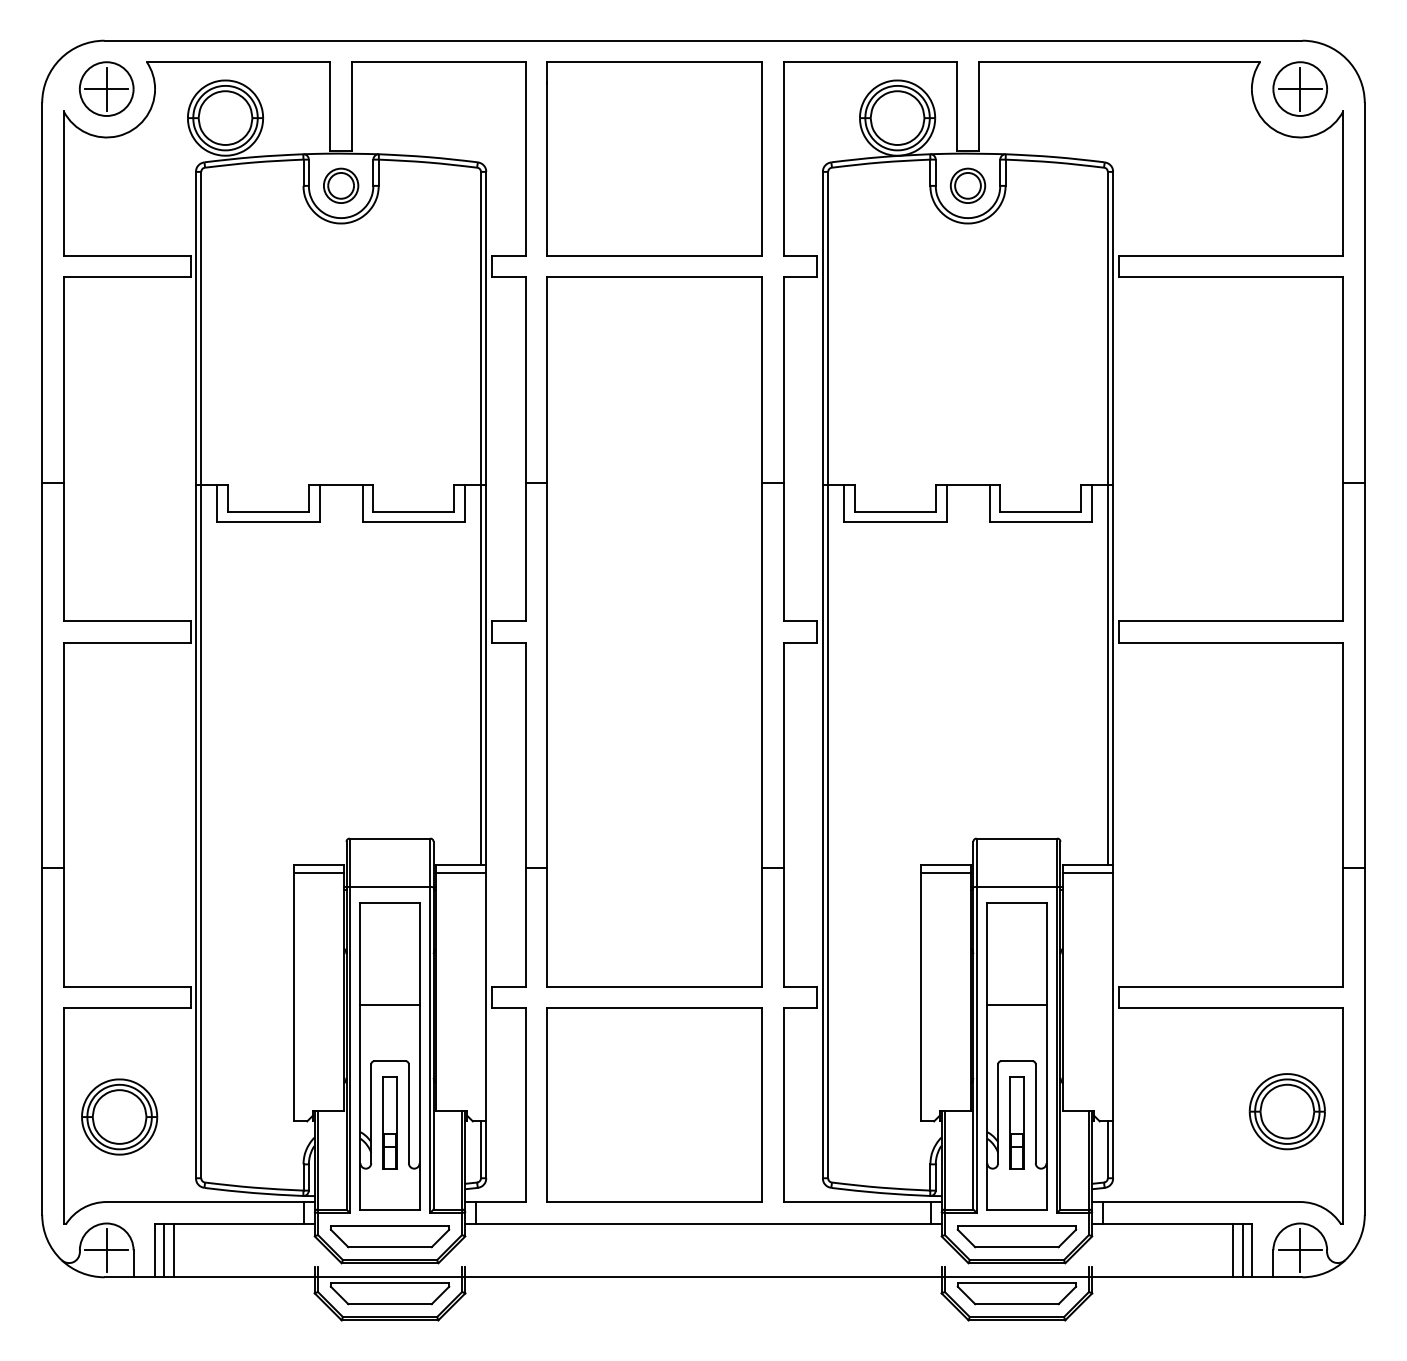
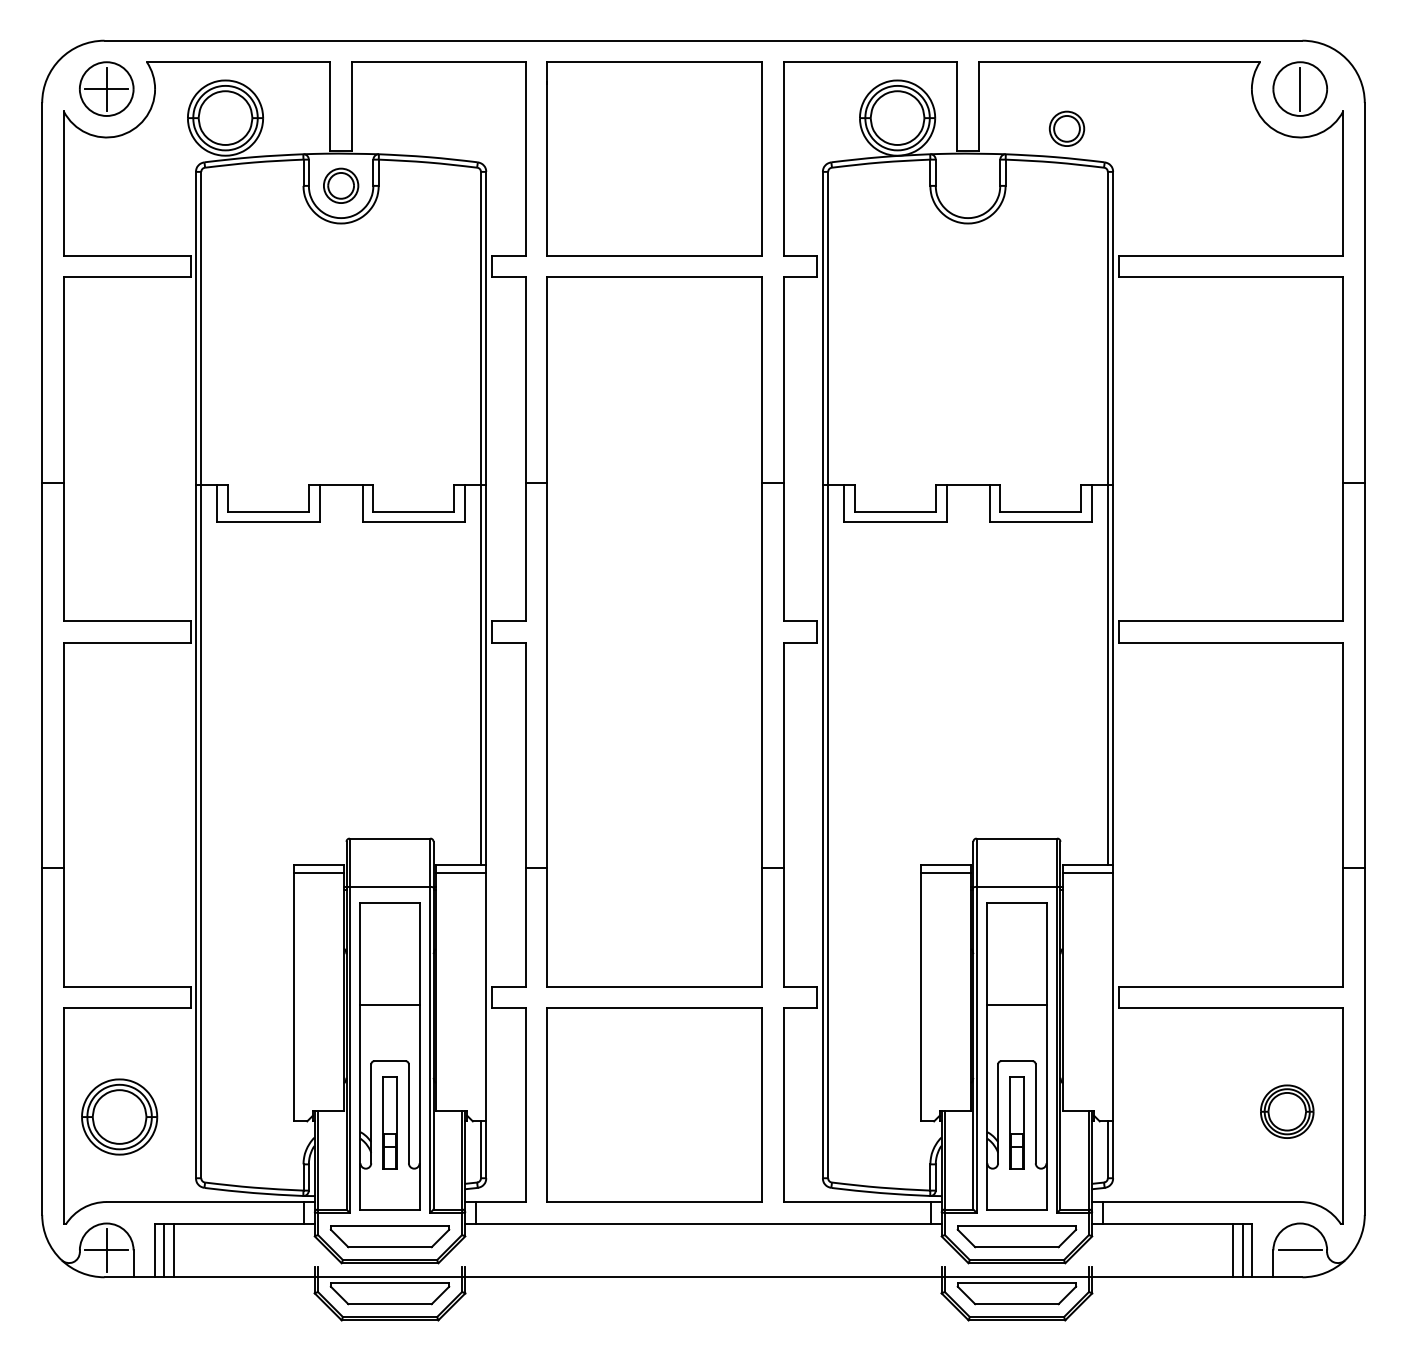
line: present -> none (1299, 89)
part position: (967, 185) -> (1066, 128) (1066, 128)
part size: 78x78 px -> 55x55 px (1287, 1111)
line: present -> none (1300, 1249)
